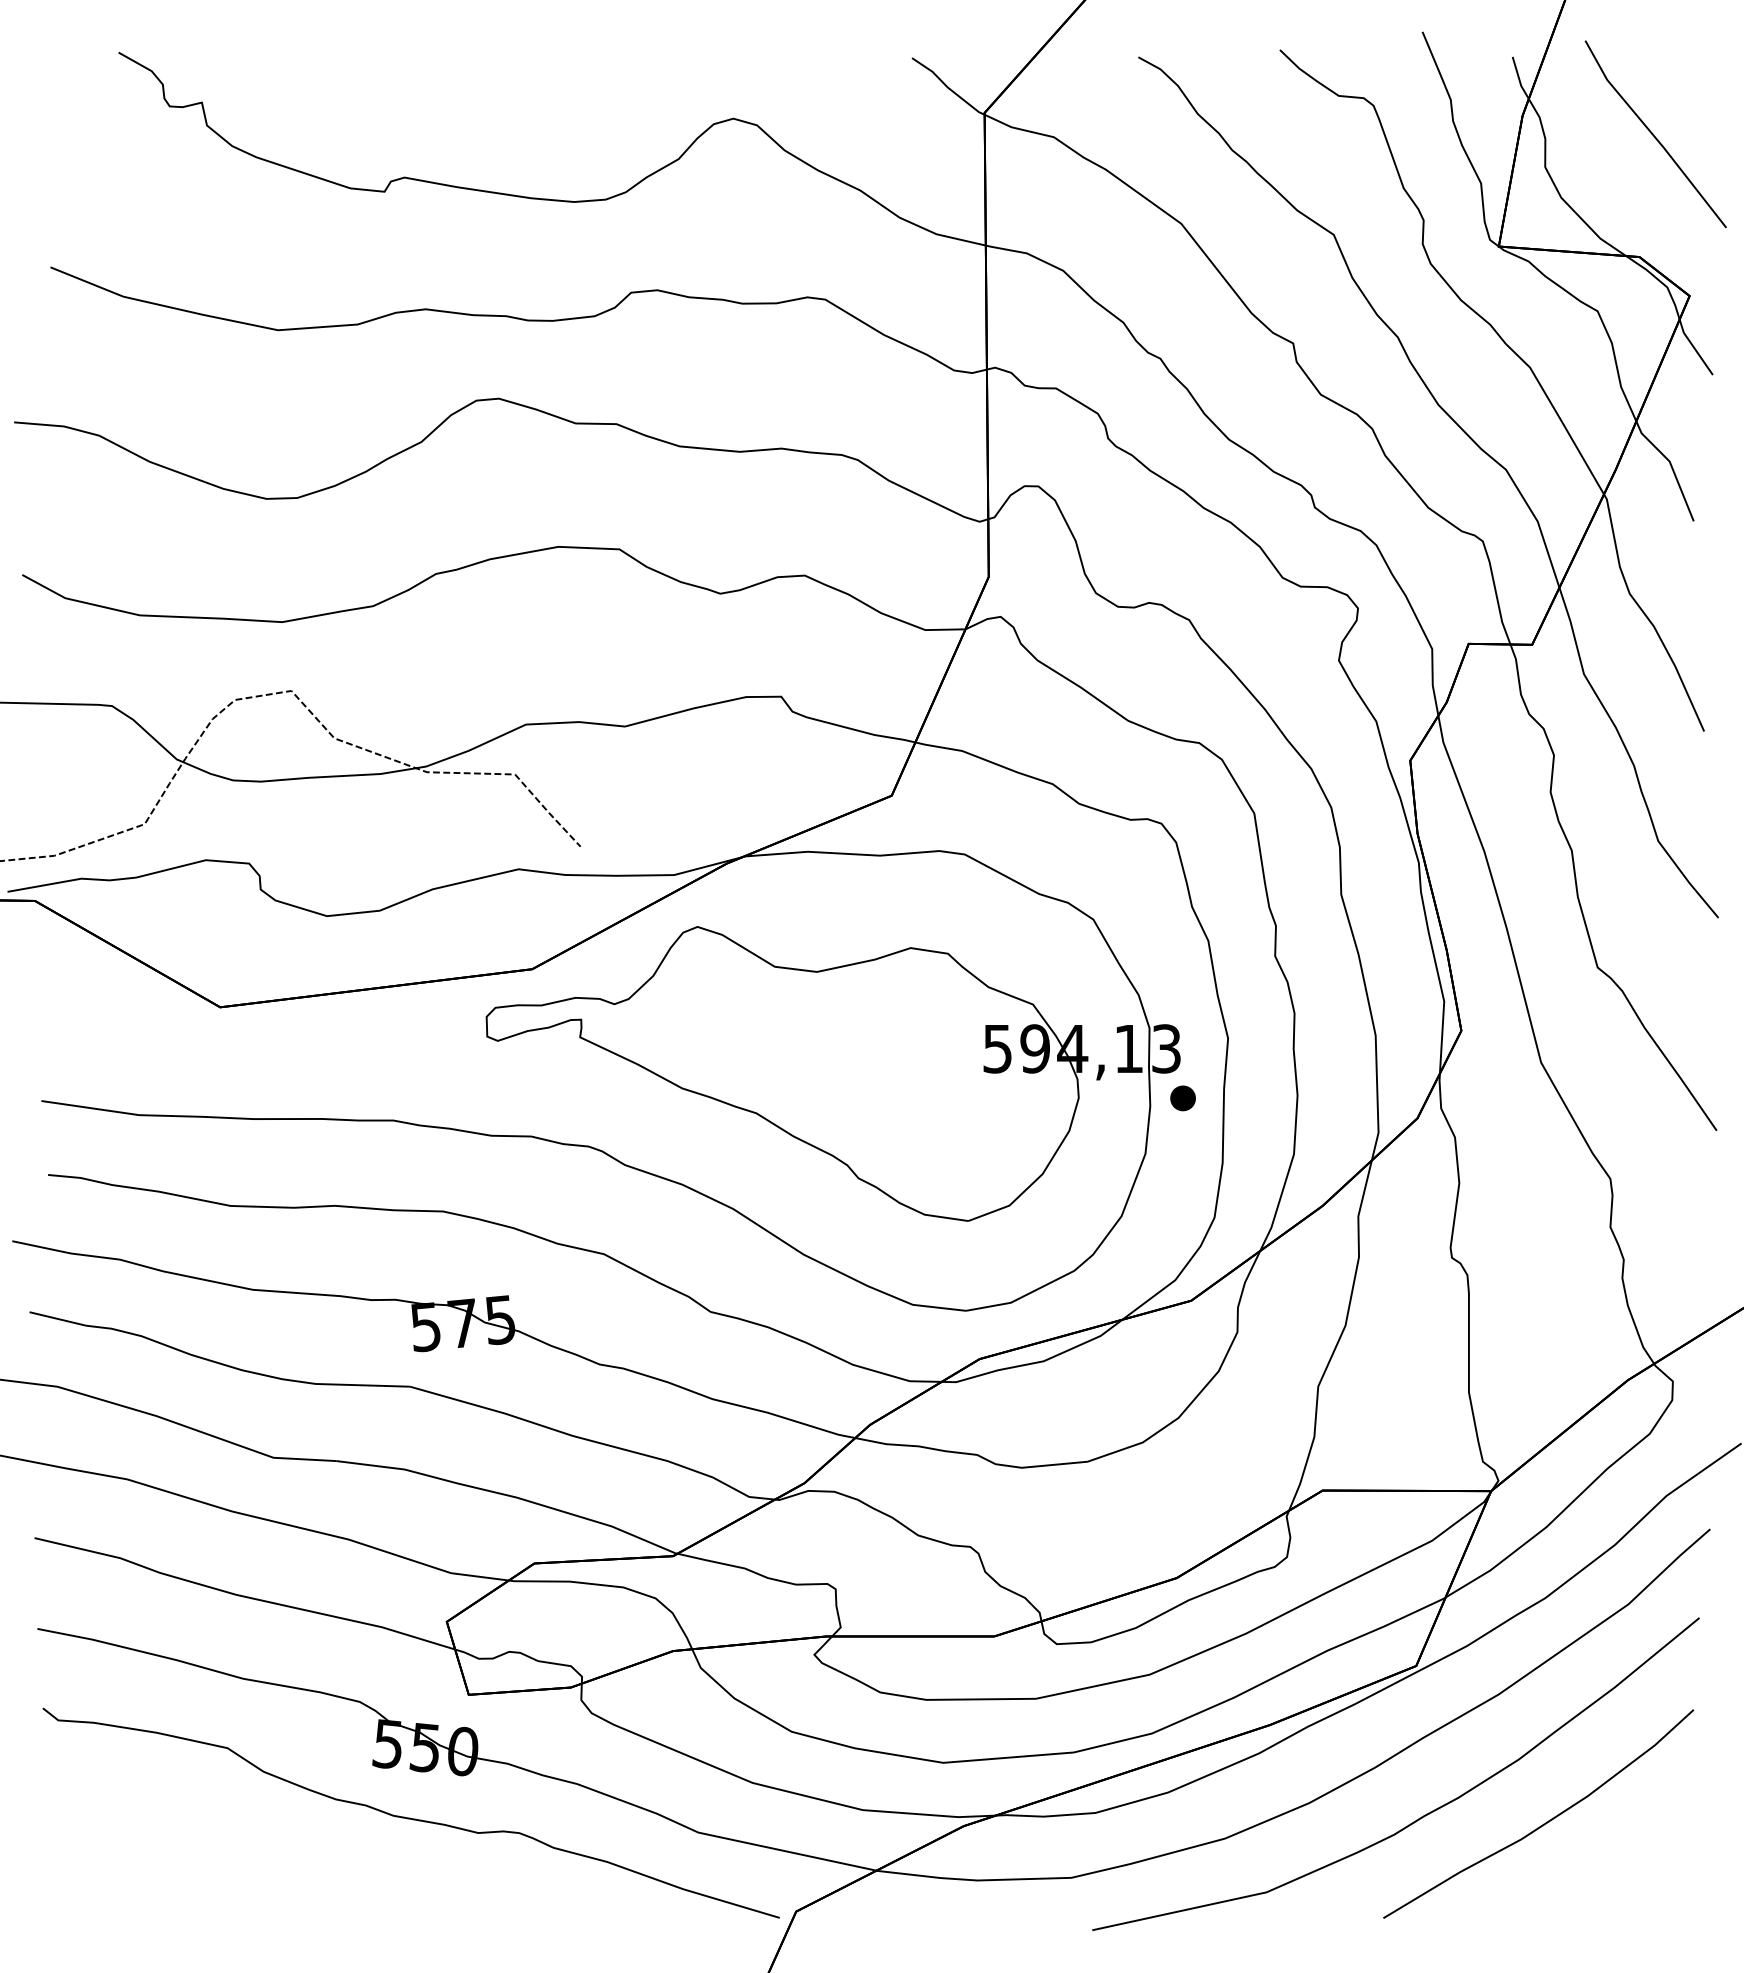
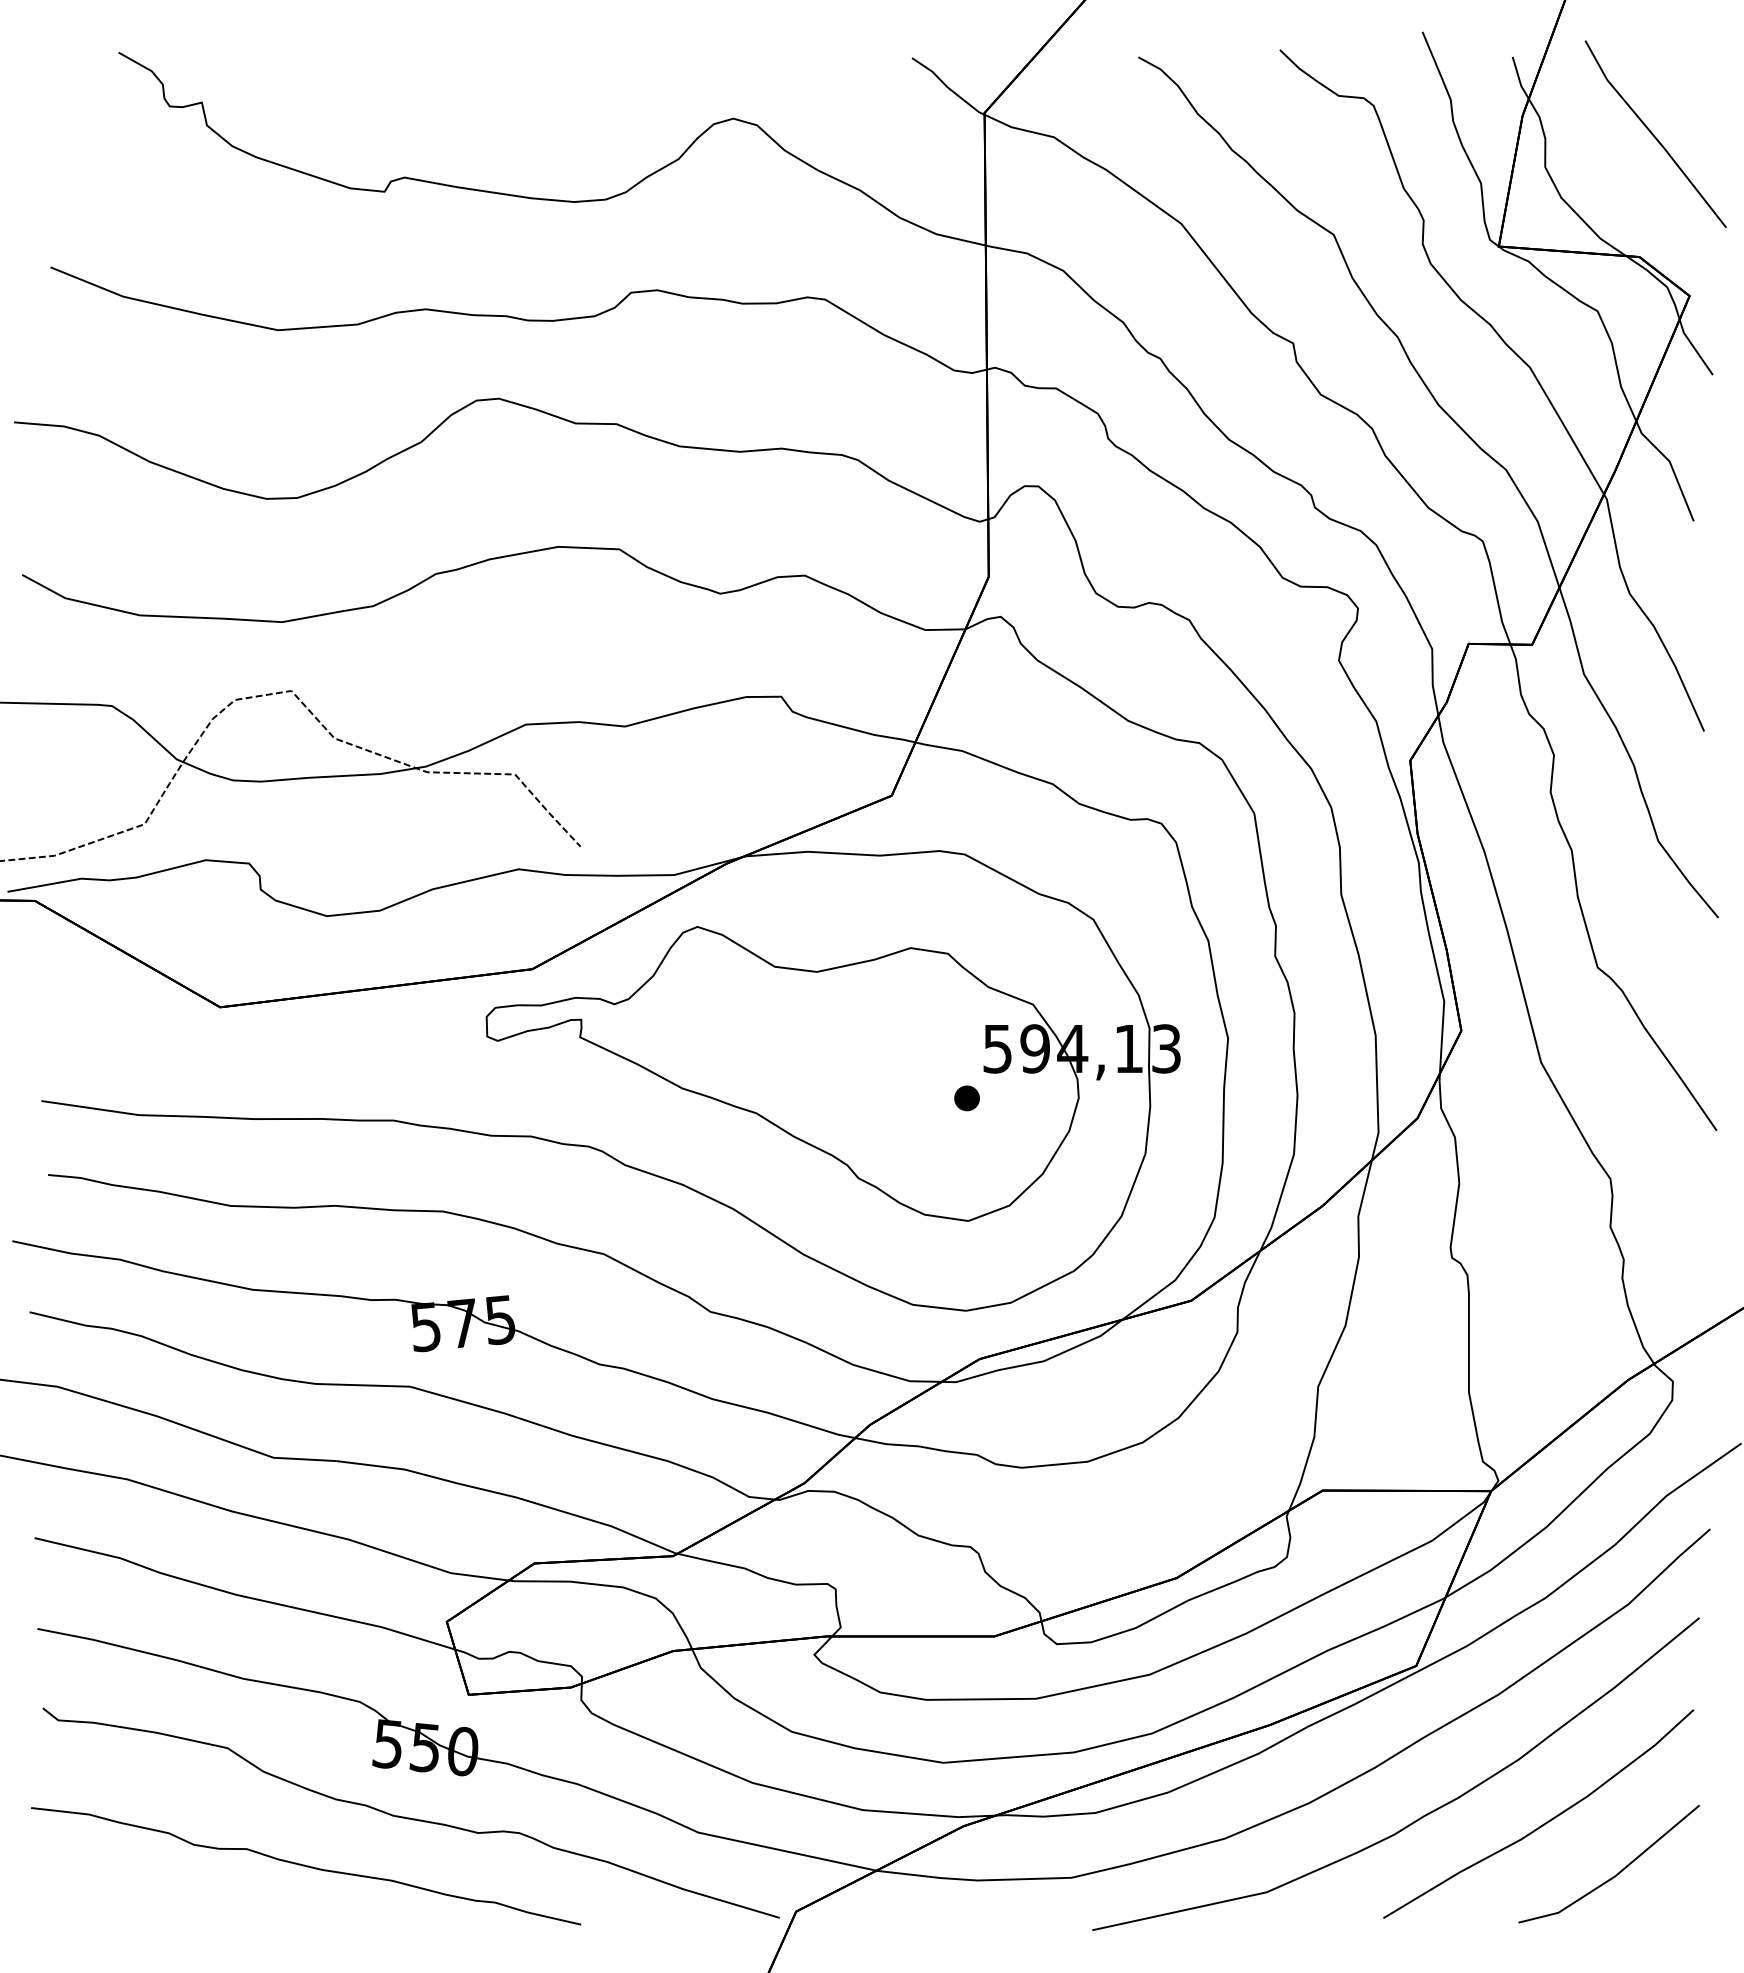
part position: (1182, 1098) -> (966, 1098) (966, 1098)
curve: none -> present (306, 1866)
line: none -> present (1615, 1874)
